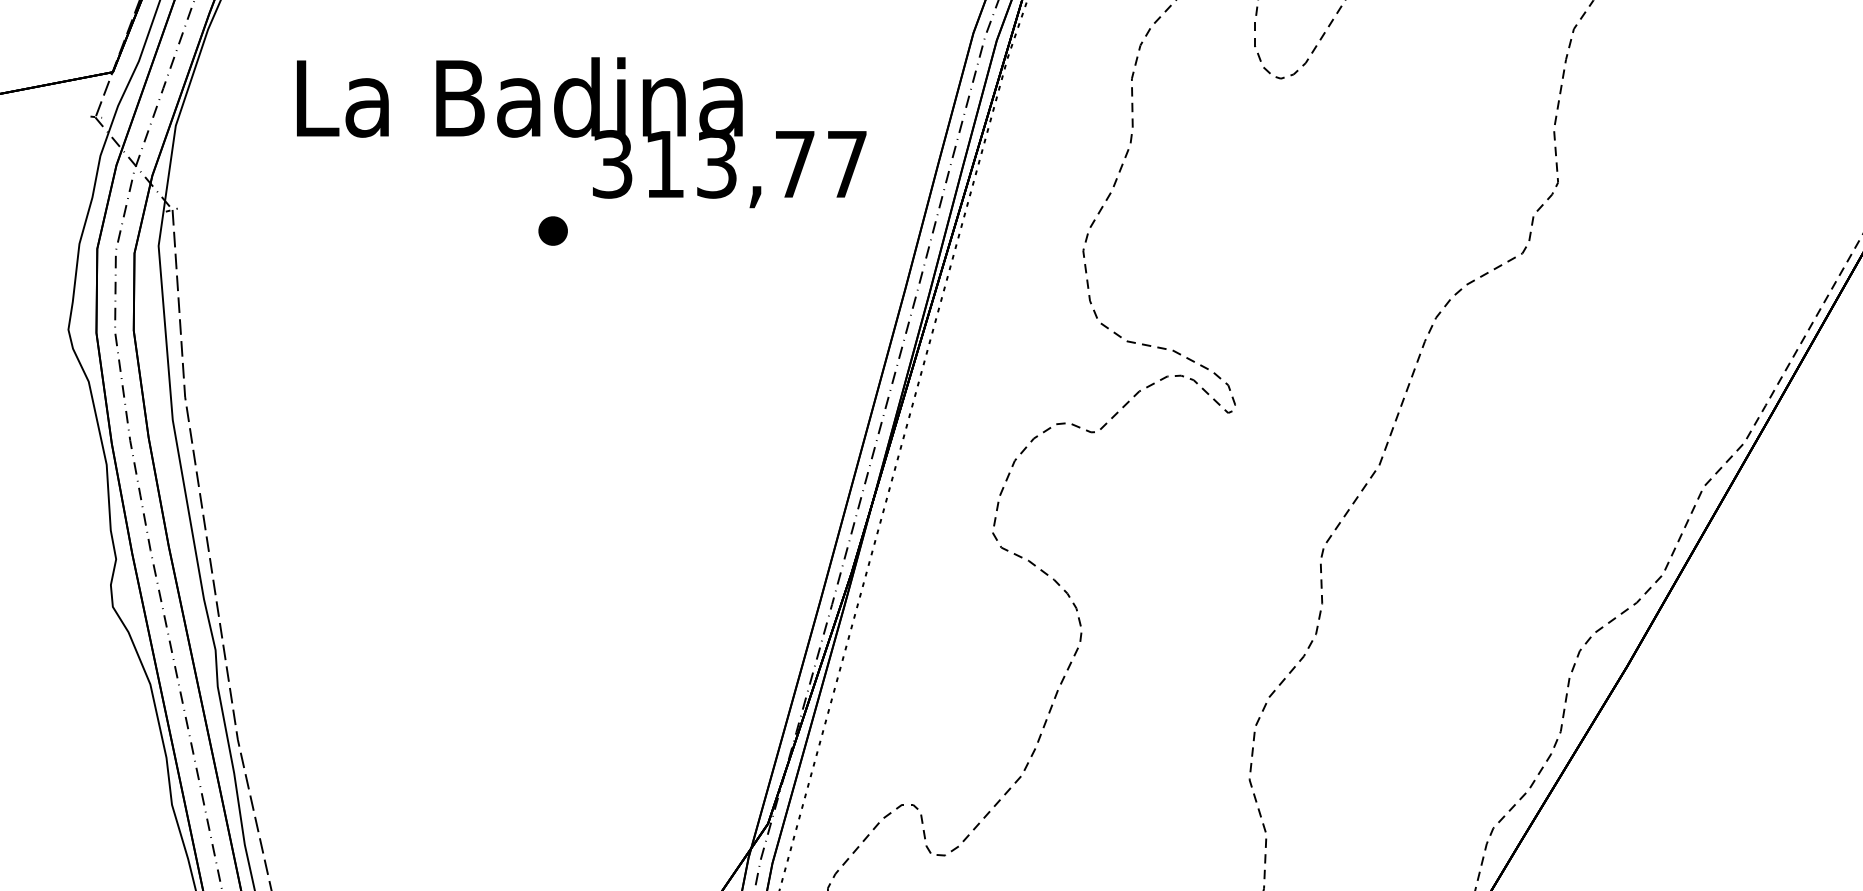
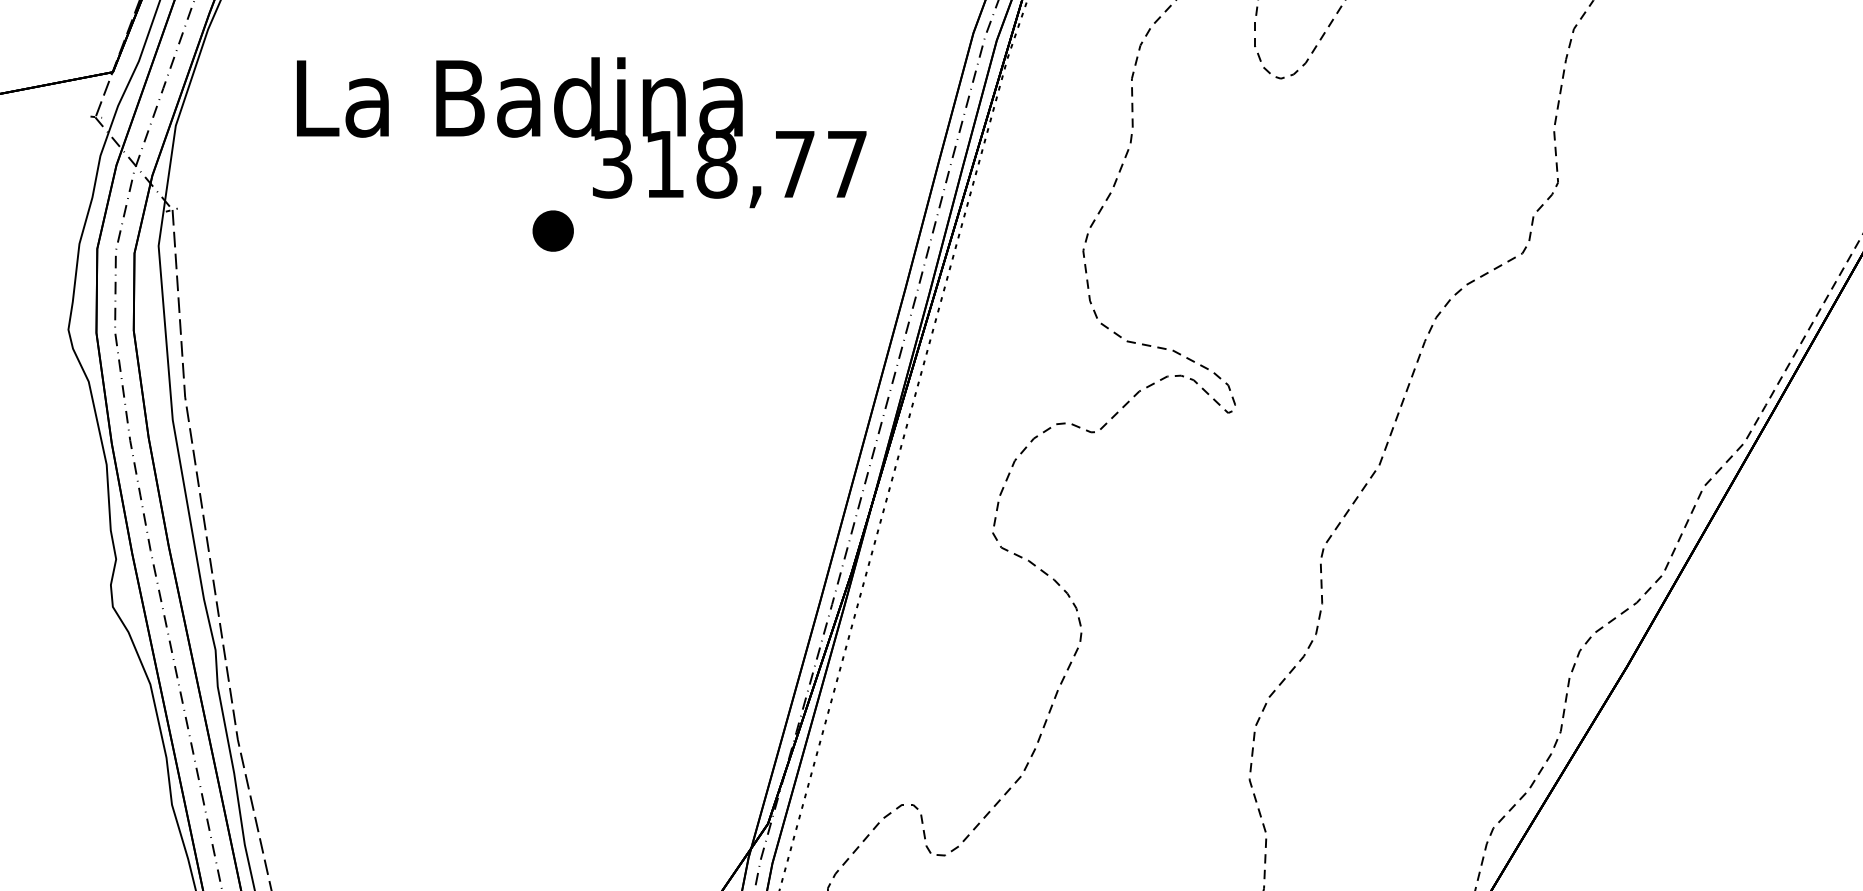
text: 313,77 -> 318,77 (716, 164)
part size: 30x30 px -> 42x42 px (552, 230)
